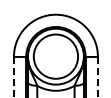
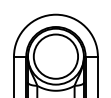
line: dashed -> solid (14, 76)
line: dashed -> solid (97, 77)
